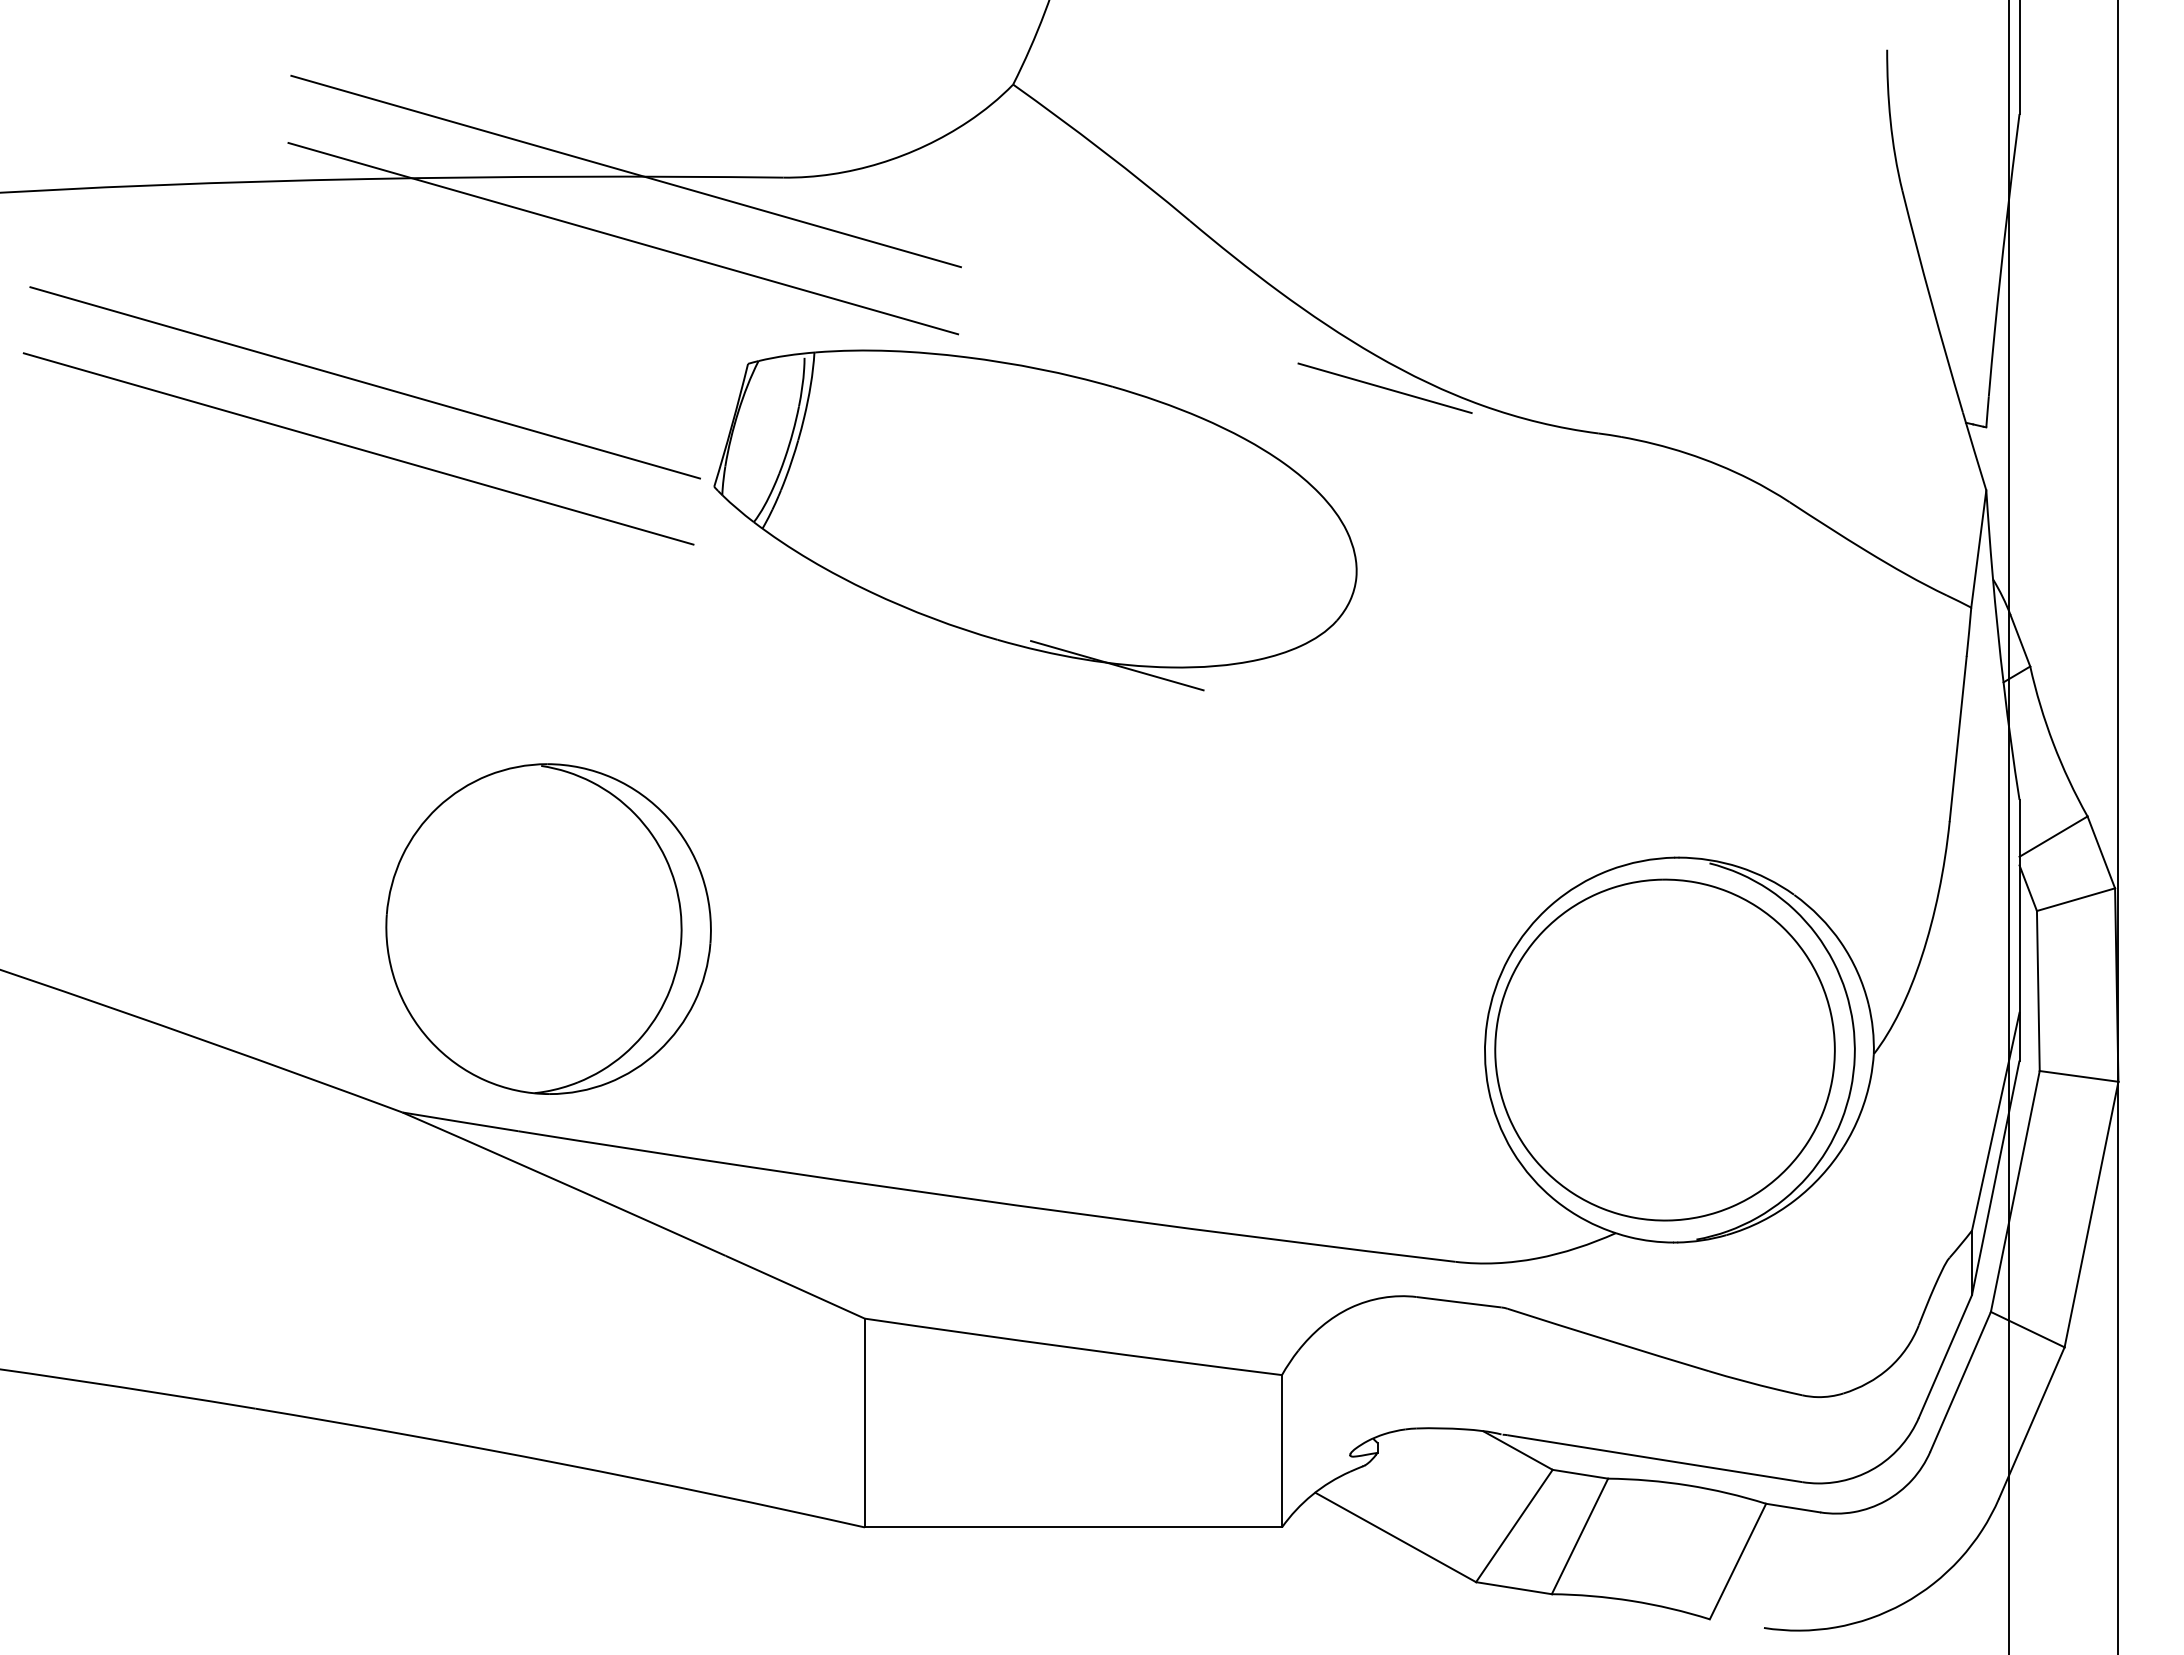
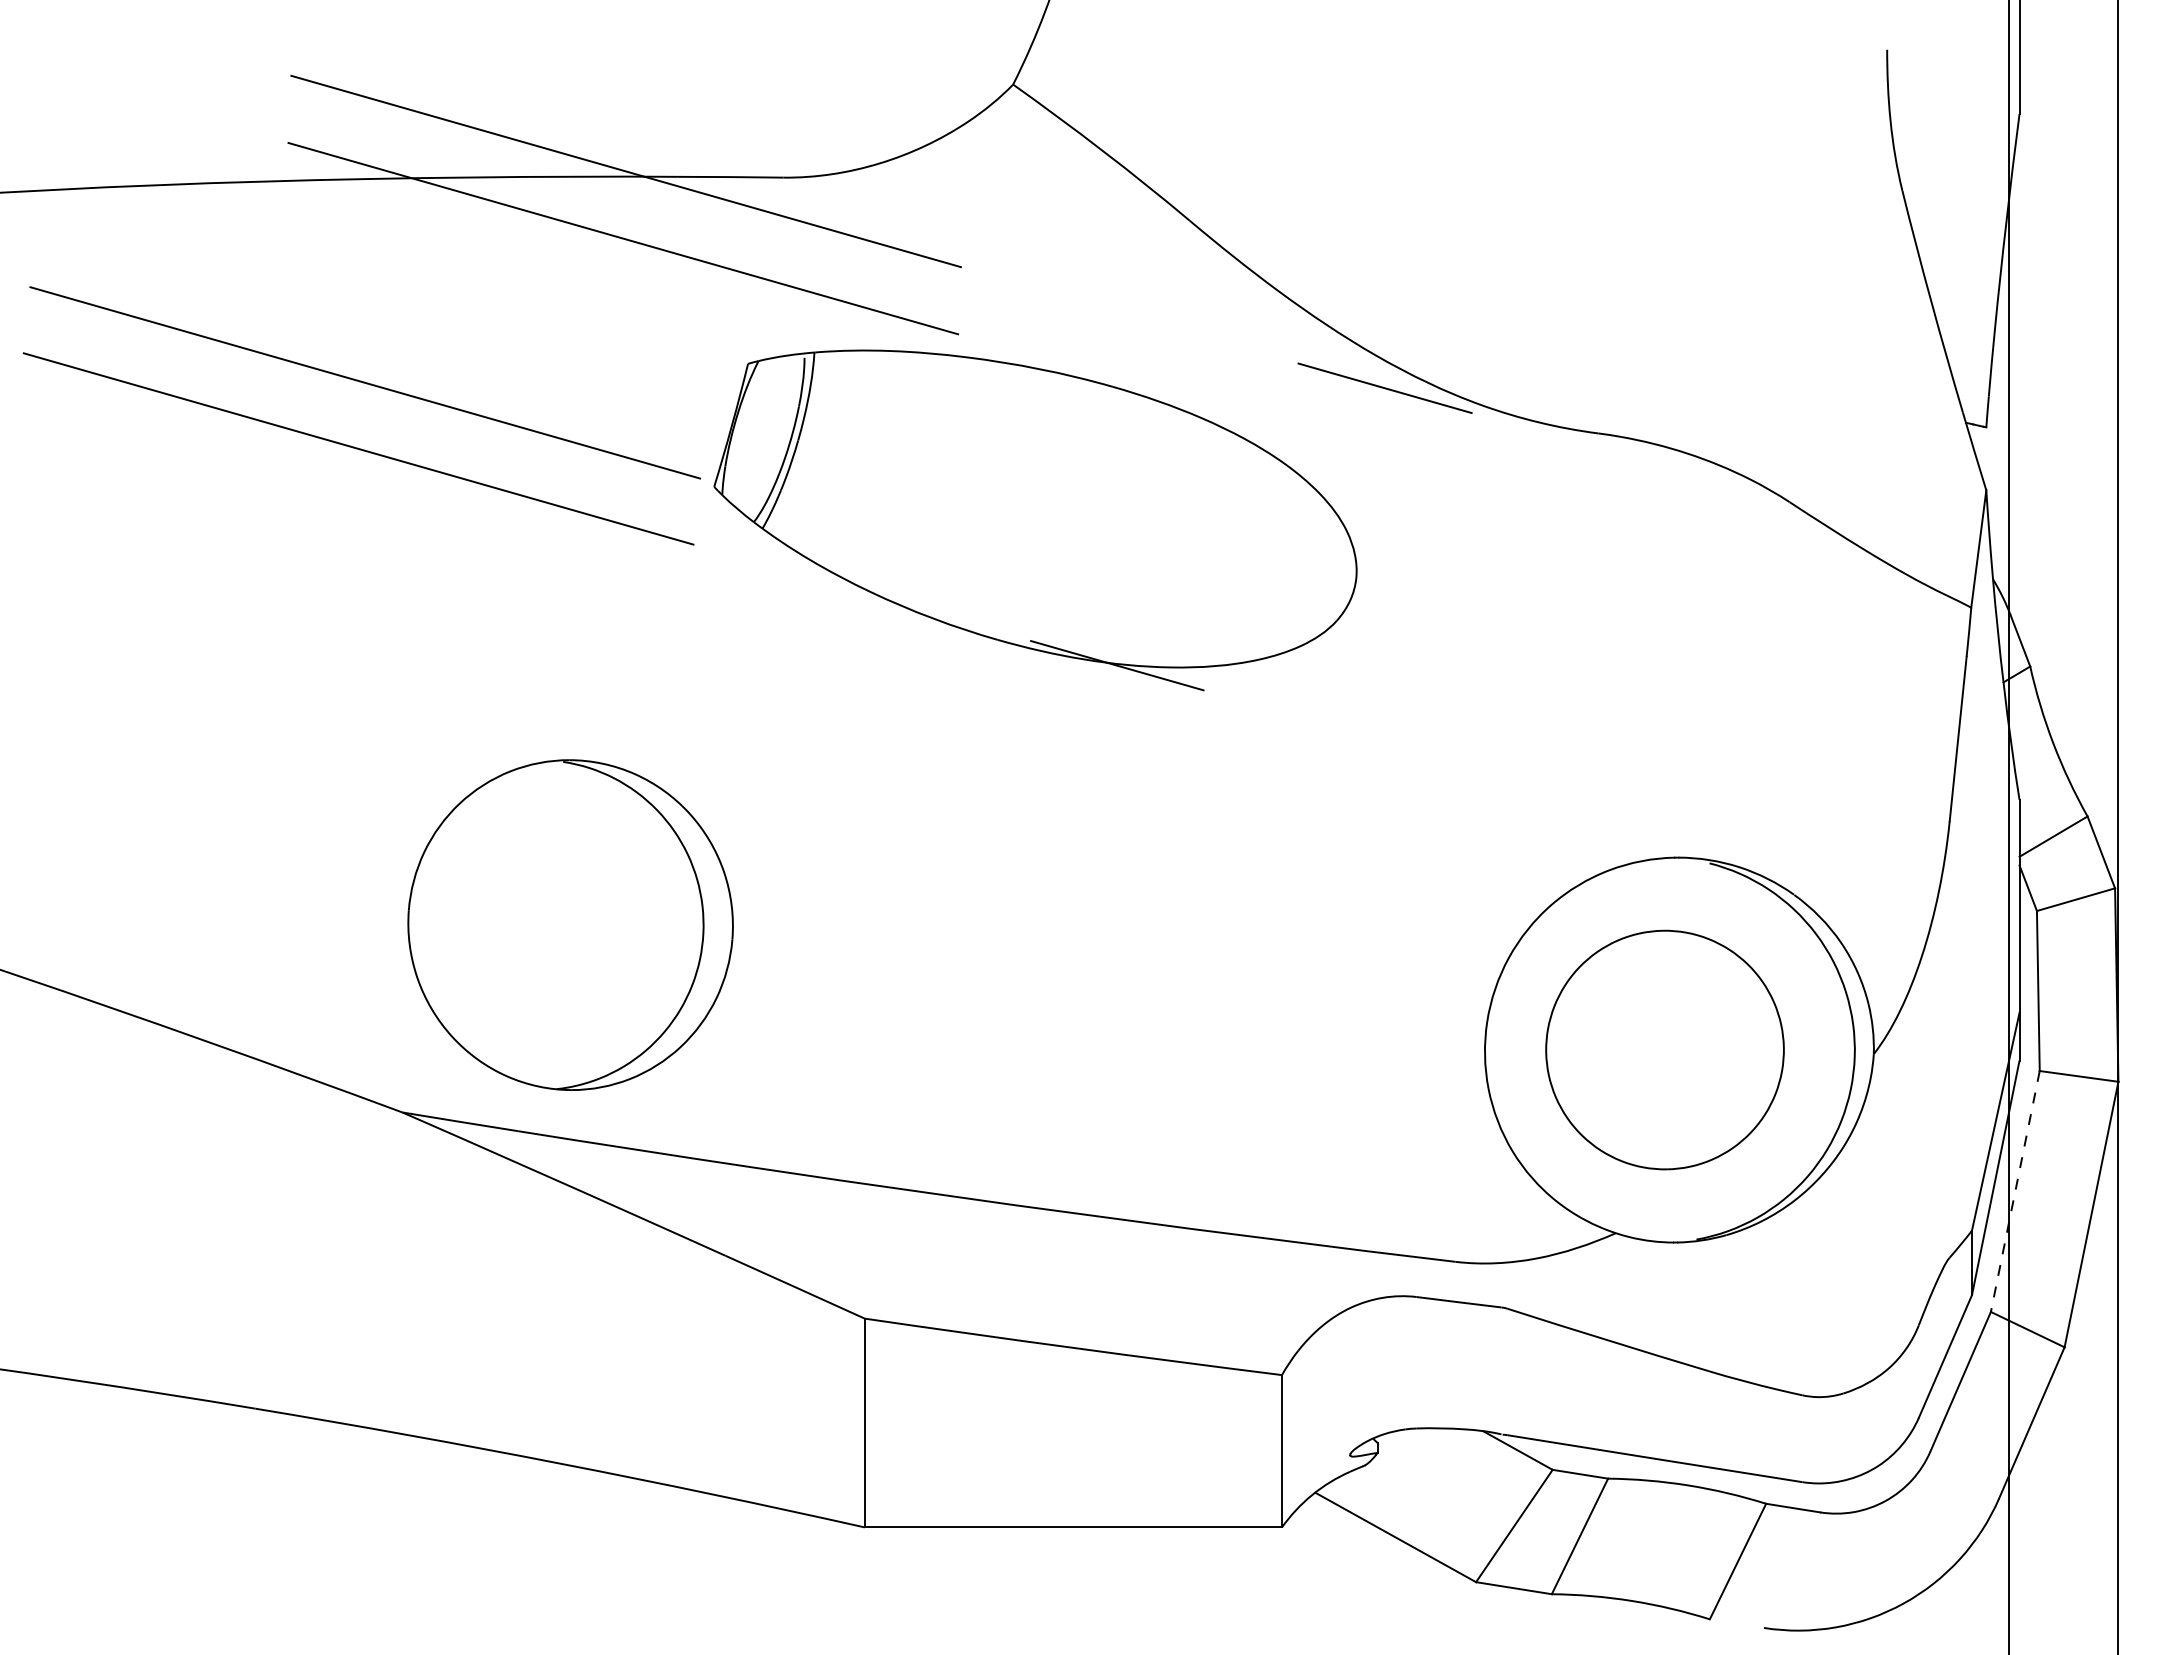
part position: (548, 928) -> (570, 924) (570, 924)
part size: 342x344 px -> 240x242 px (1664, 1049)
line: solid -> dashed (2015, 1191)
